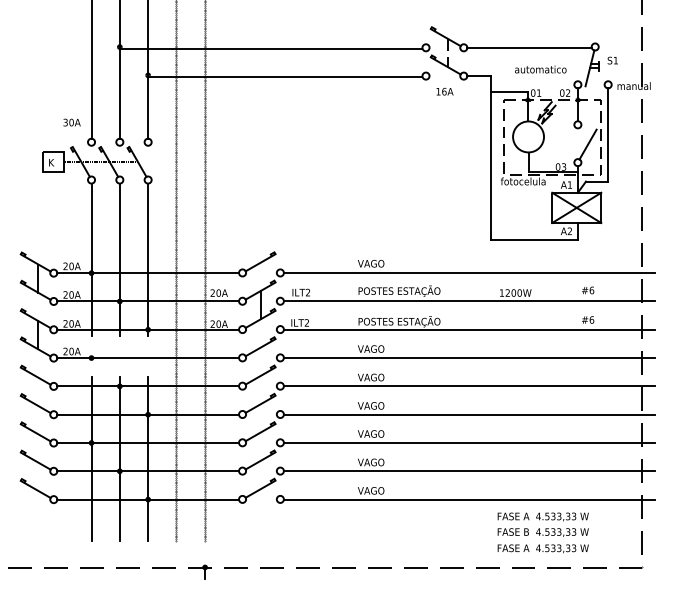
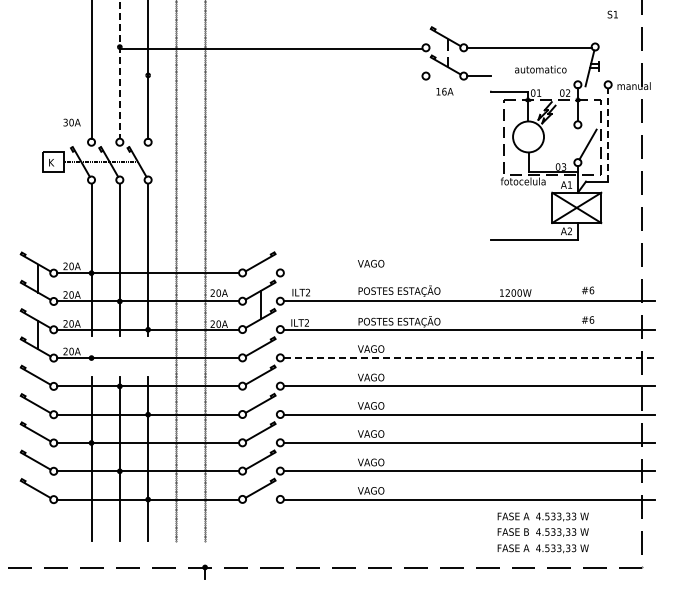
text position: (612, 60) -> (612, 14) (612, 14)
line: solid -> dashed (119, 69)
line: present -> none (284, 76)
line: solid -> dashed (607, 134)
line: present -> none (490, 158)
line: present -> none (468, 273)
line: solid -> dashed (469, 358)
